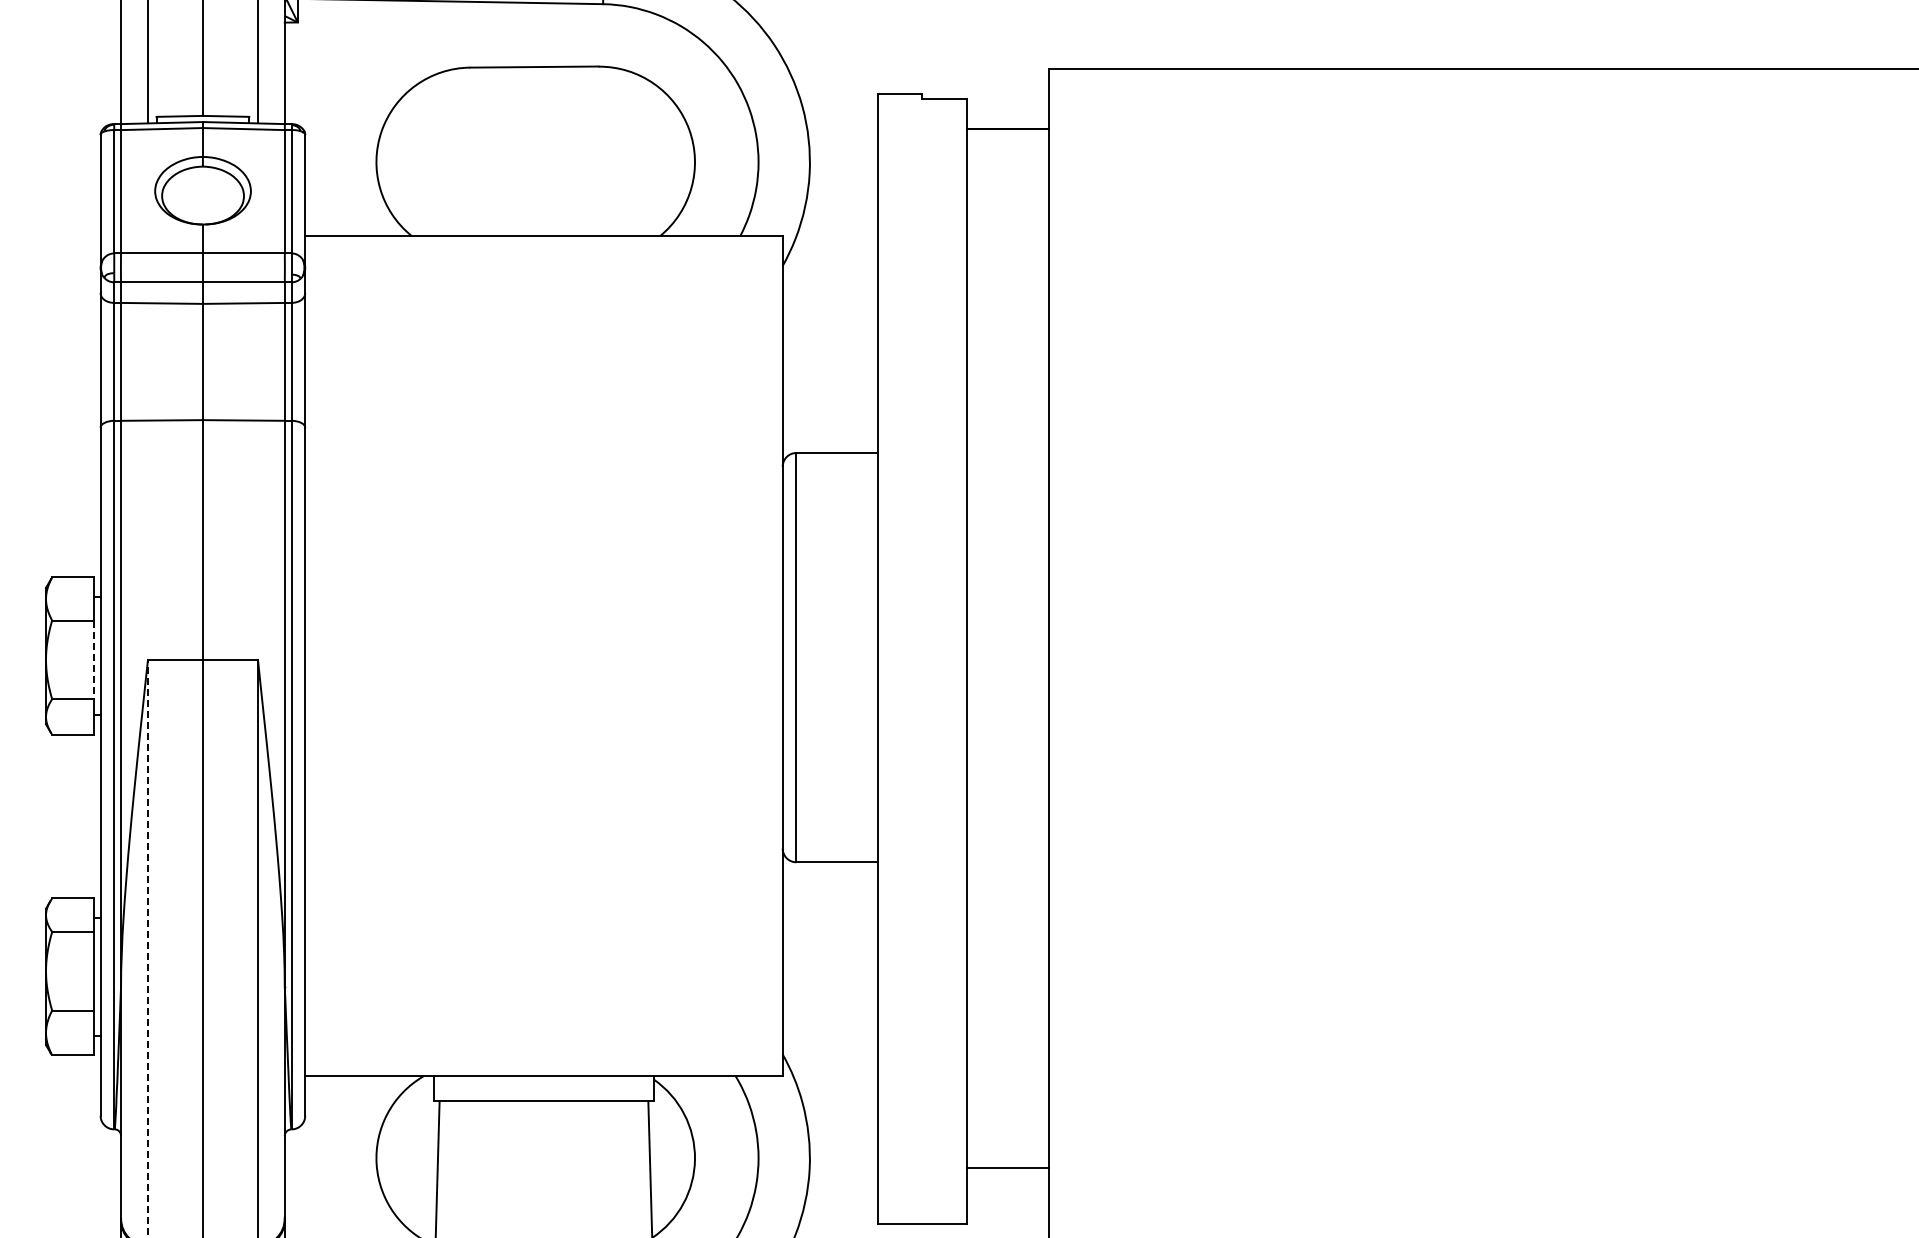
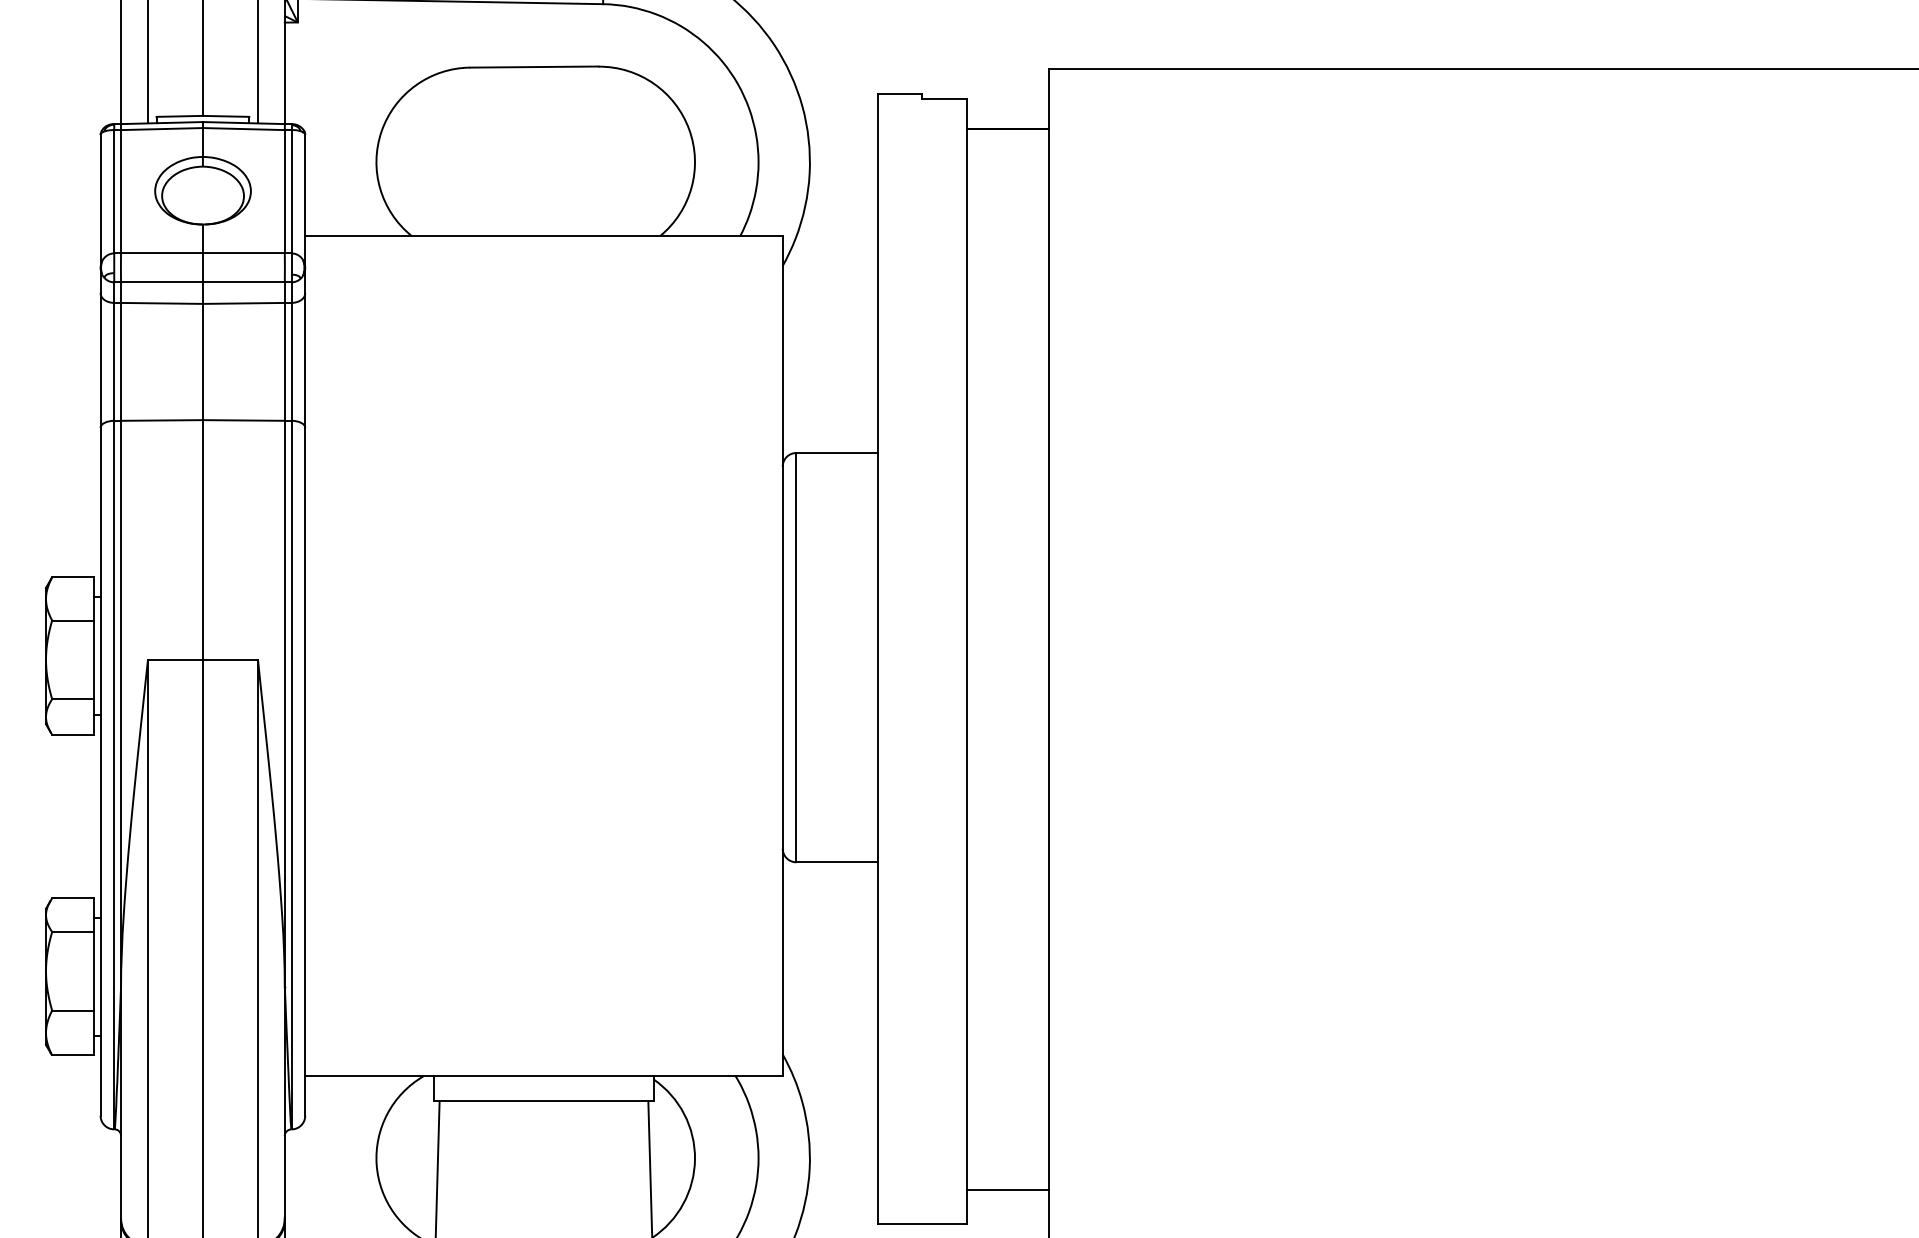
line: dashed -> solid (93, 660)
line: dashed -> solid (147, 949)
line position: (1007, 1167) -> (1007, 1189) (1007, 1189)
